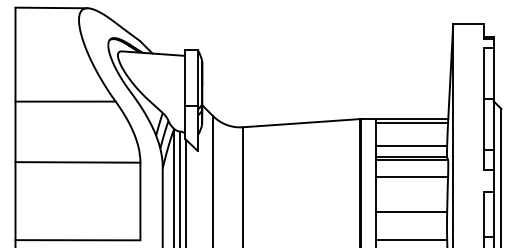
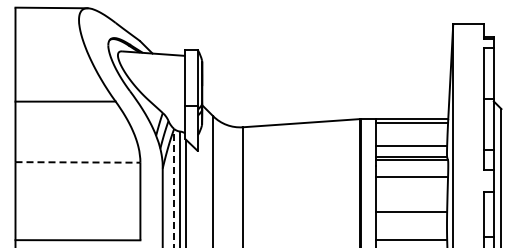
line: solid -> dashed (78, 162)
line: solid -> dashed (174, 188)
